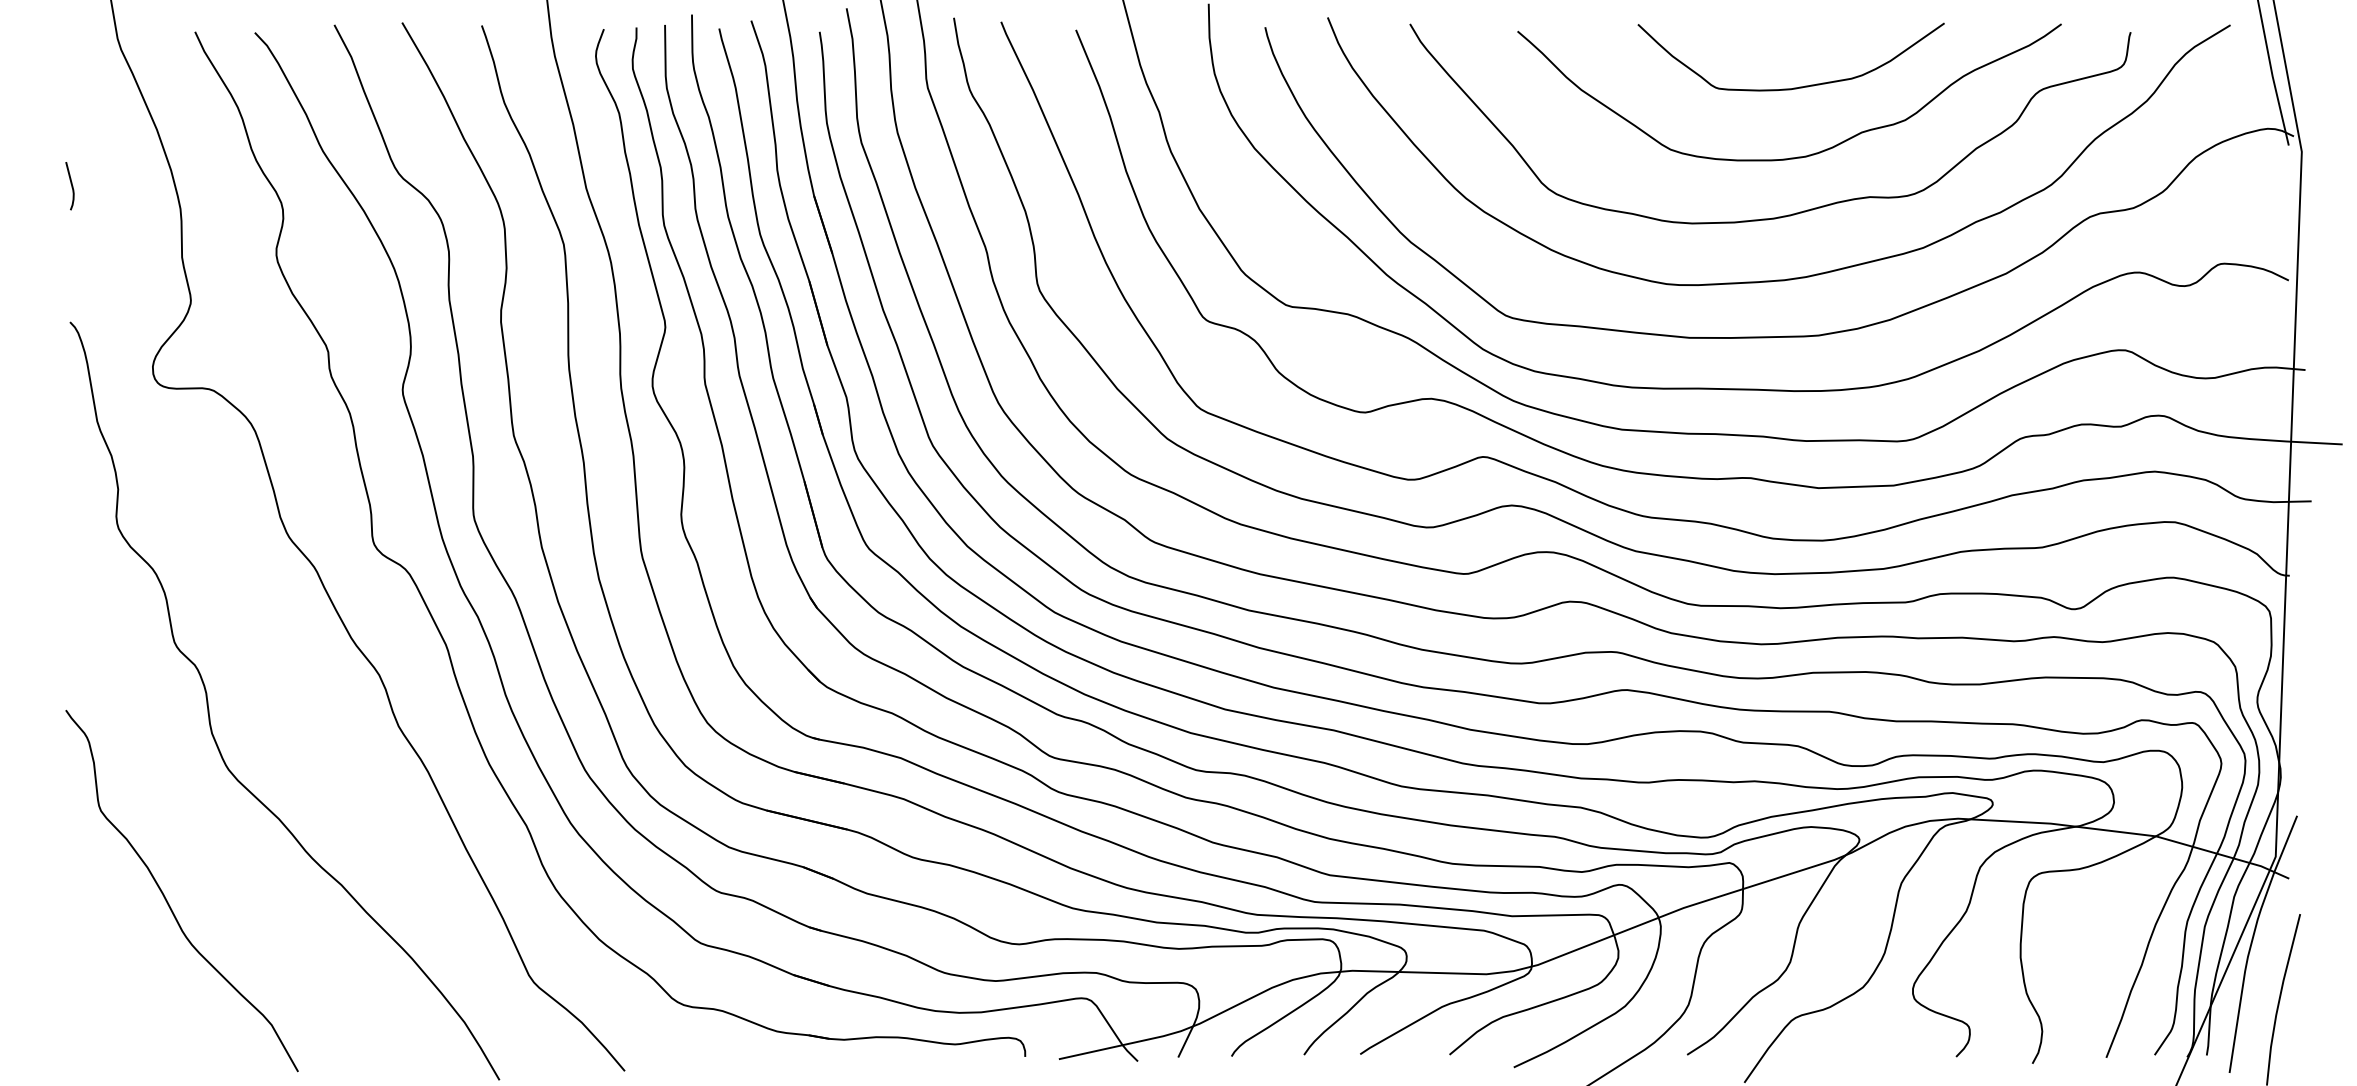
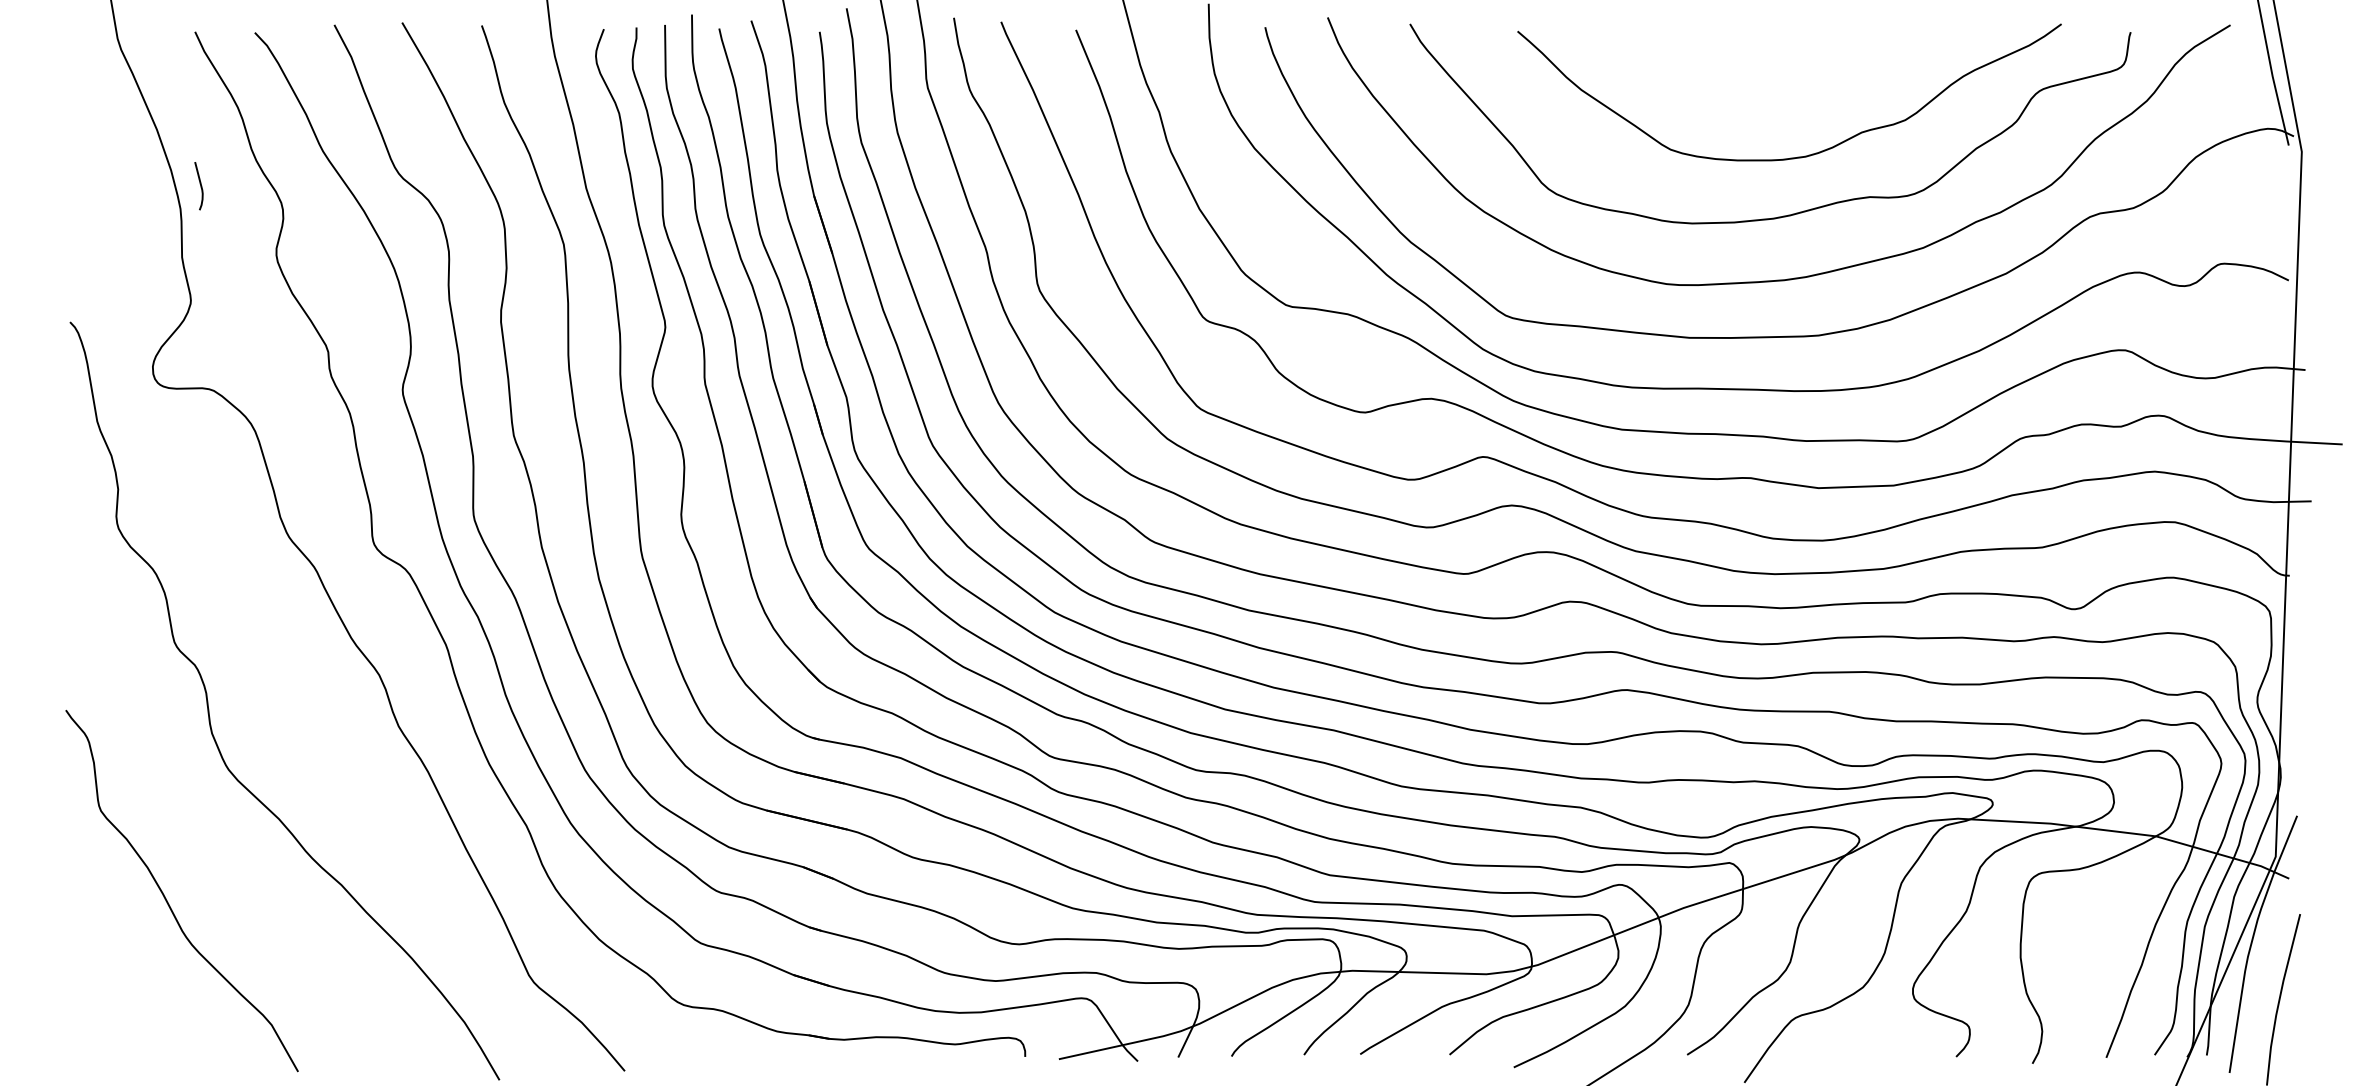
curve: present -> none (1793, 87)
curve position: (71, 186) -> (200, 186) (200, 186)
